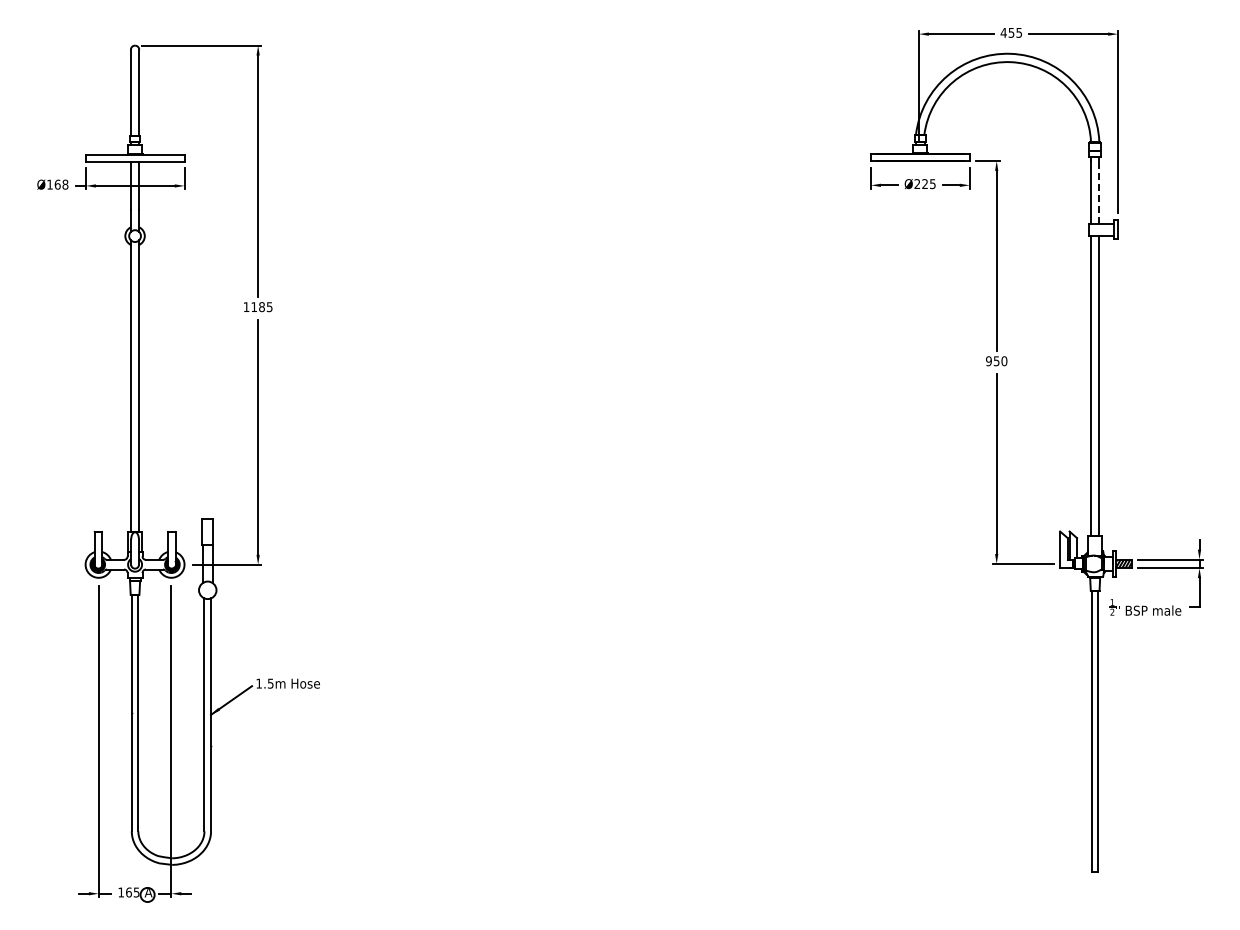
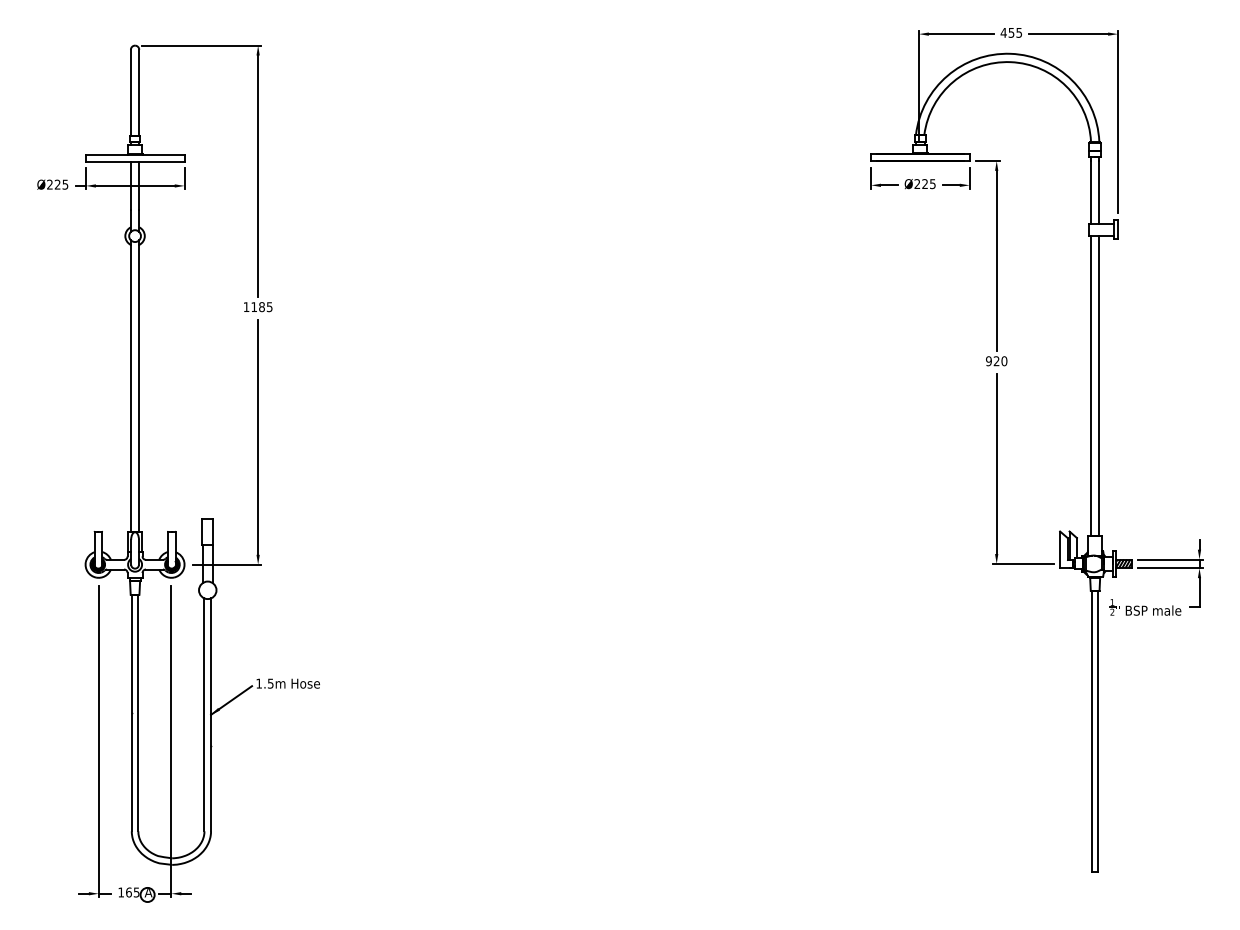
text: Ø168 -> Ø225 (57, 184)
line: dashed -> solid (1099, 192)
text: 950 -> 920 (996, 361)
